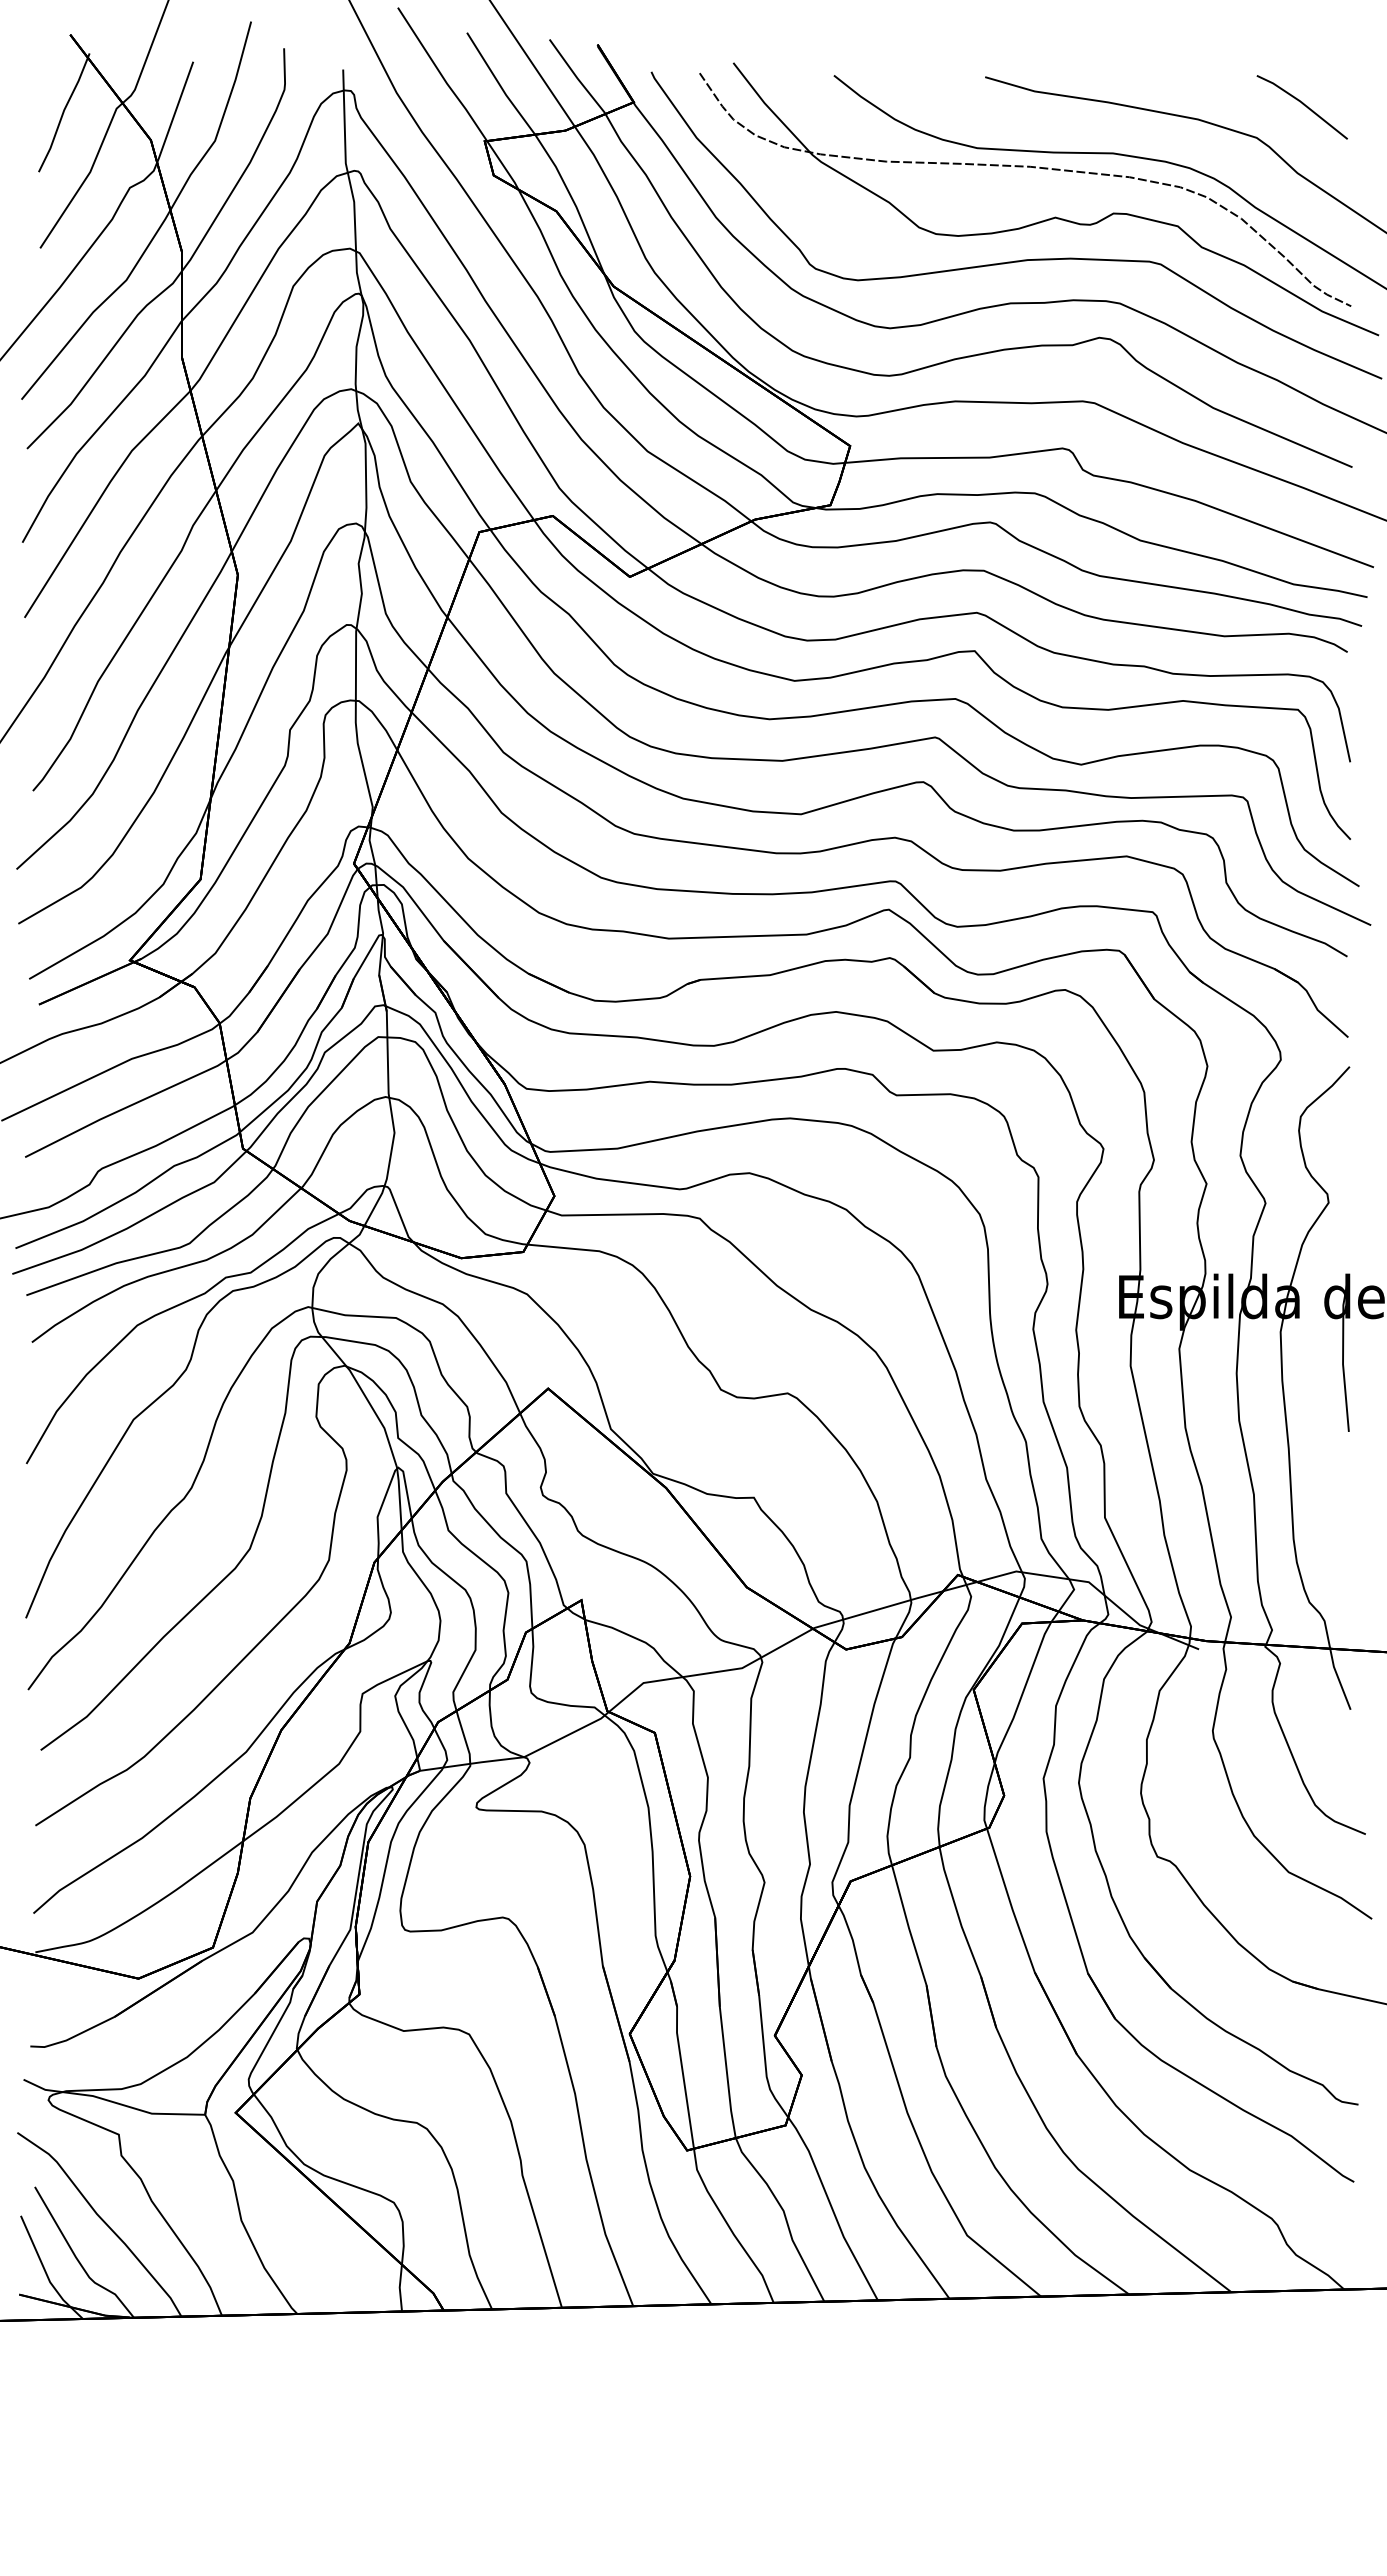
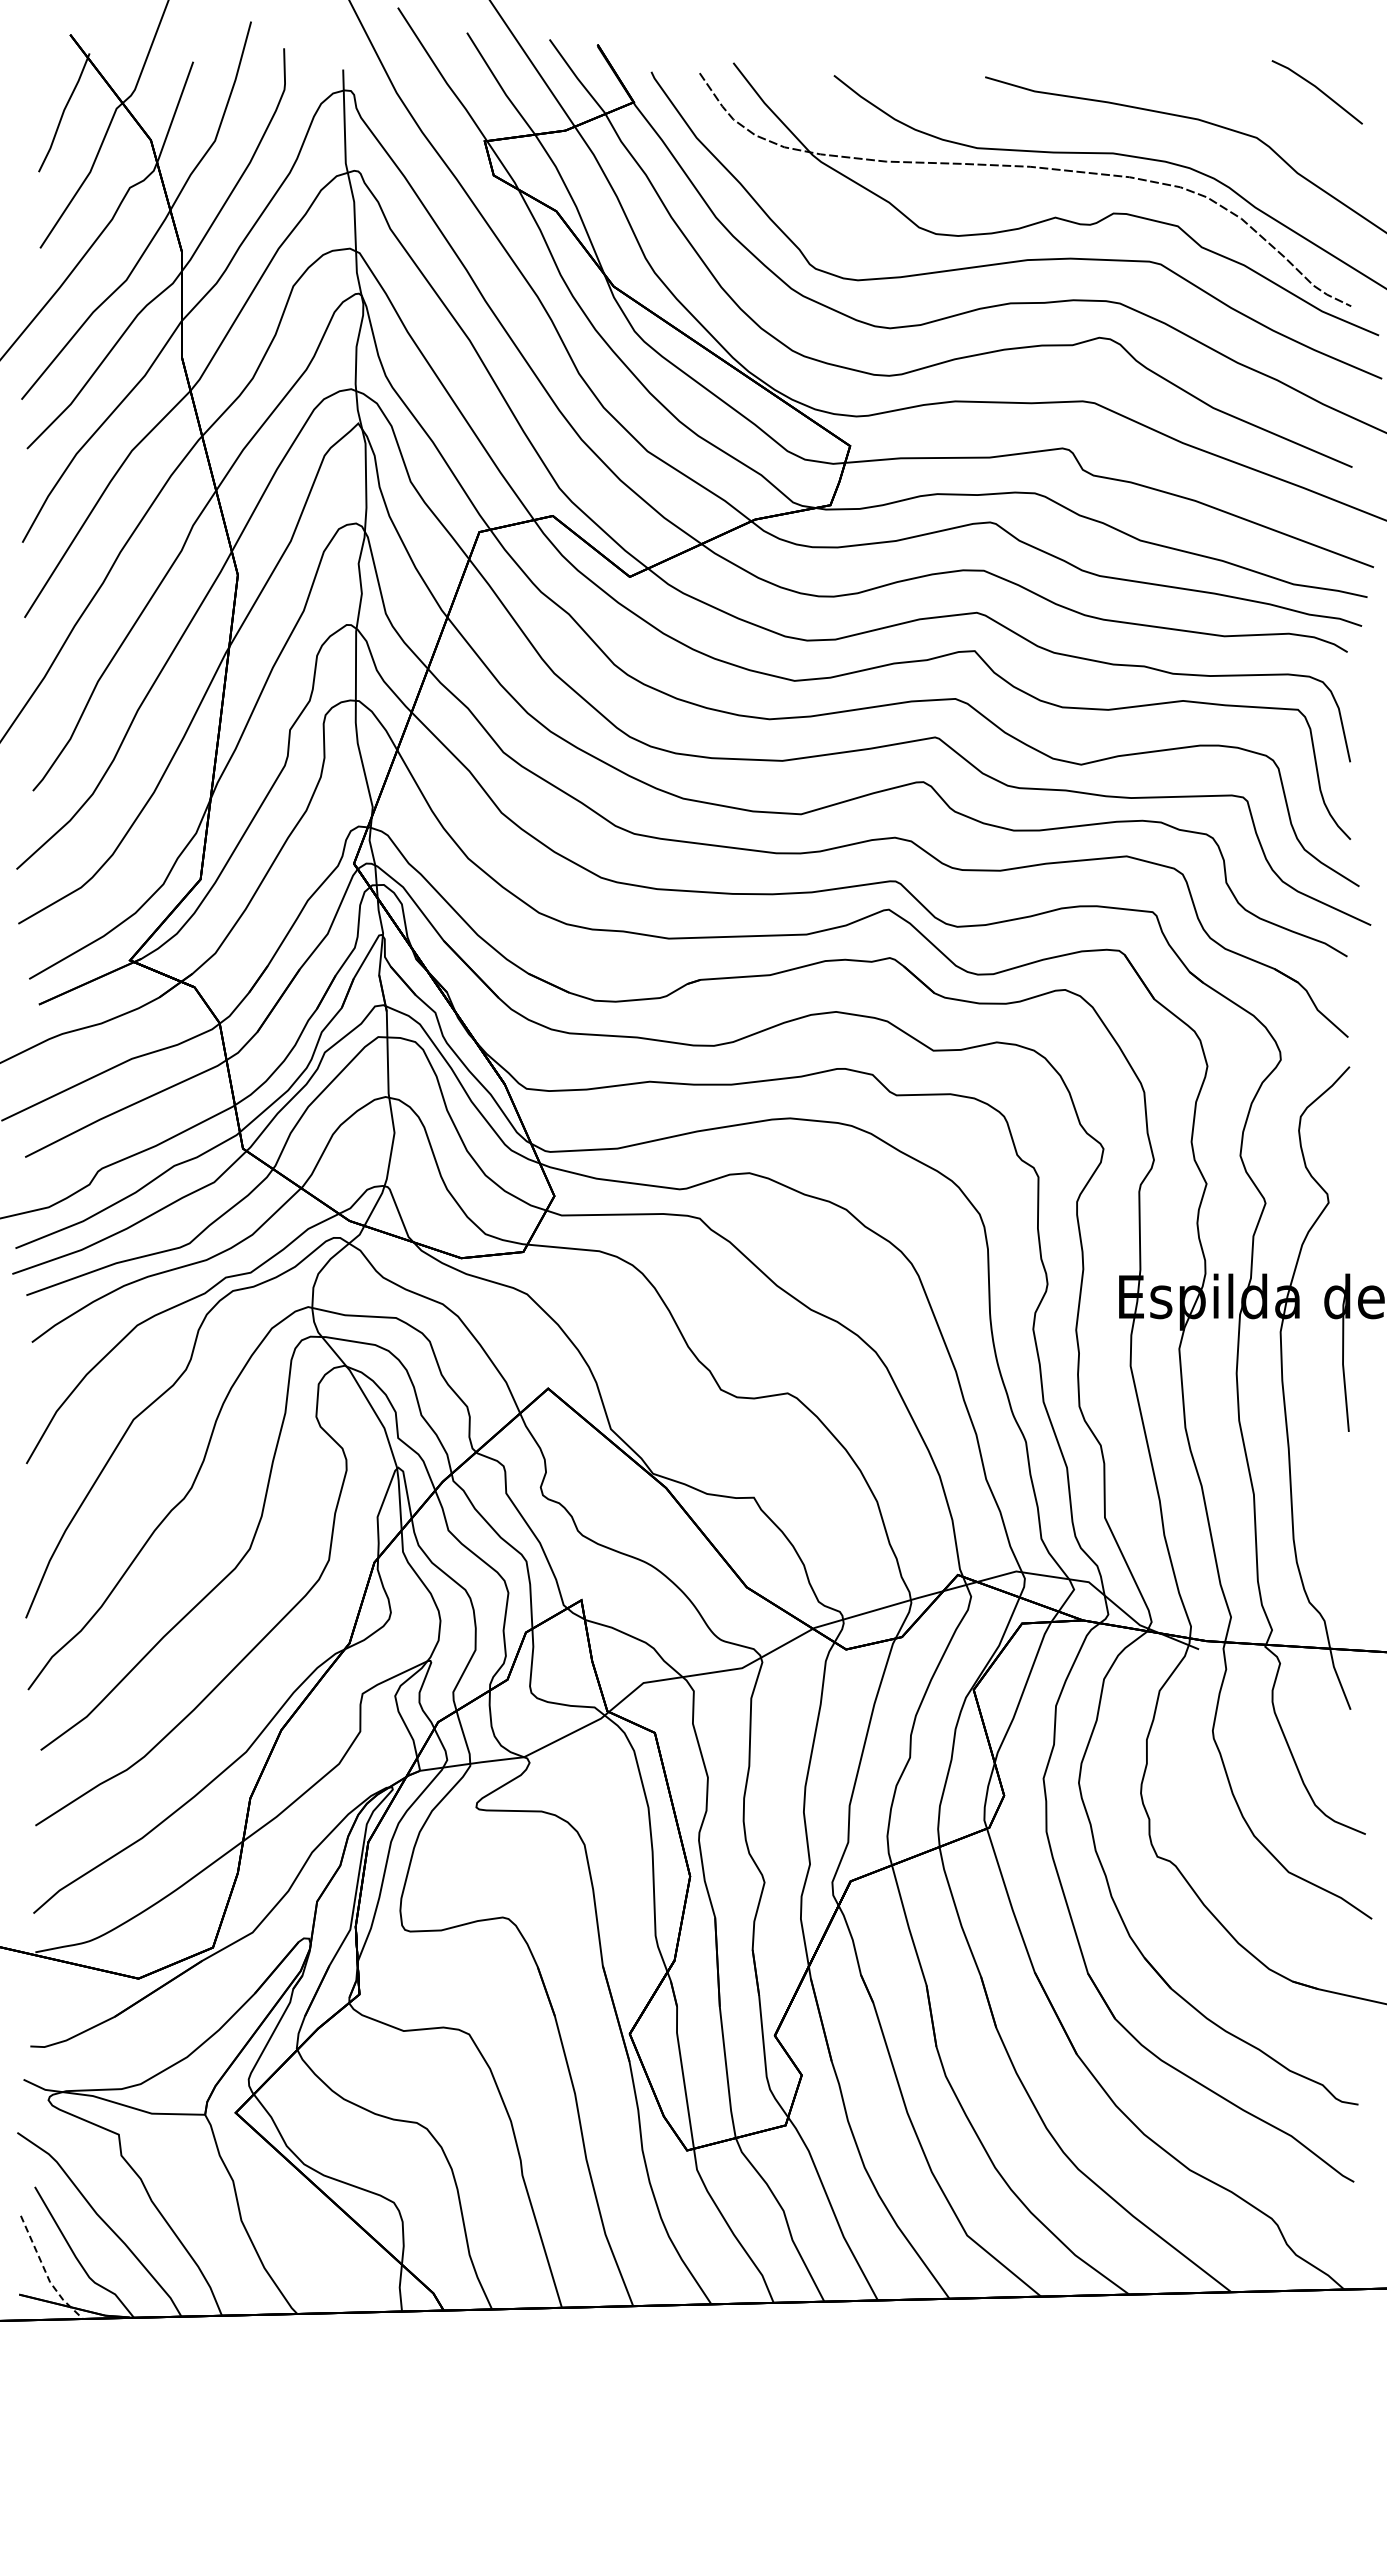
line position: (1303, 105) -> (1318, 90) (1318, 90)
line: solid -> dashed (46, 2273)
